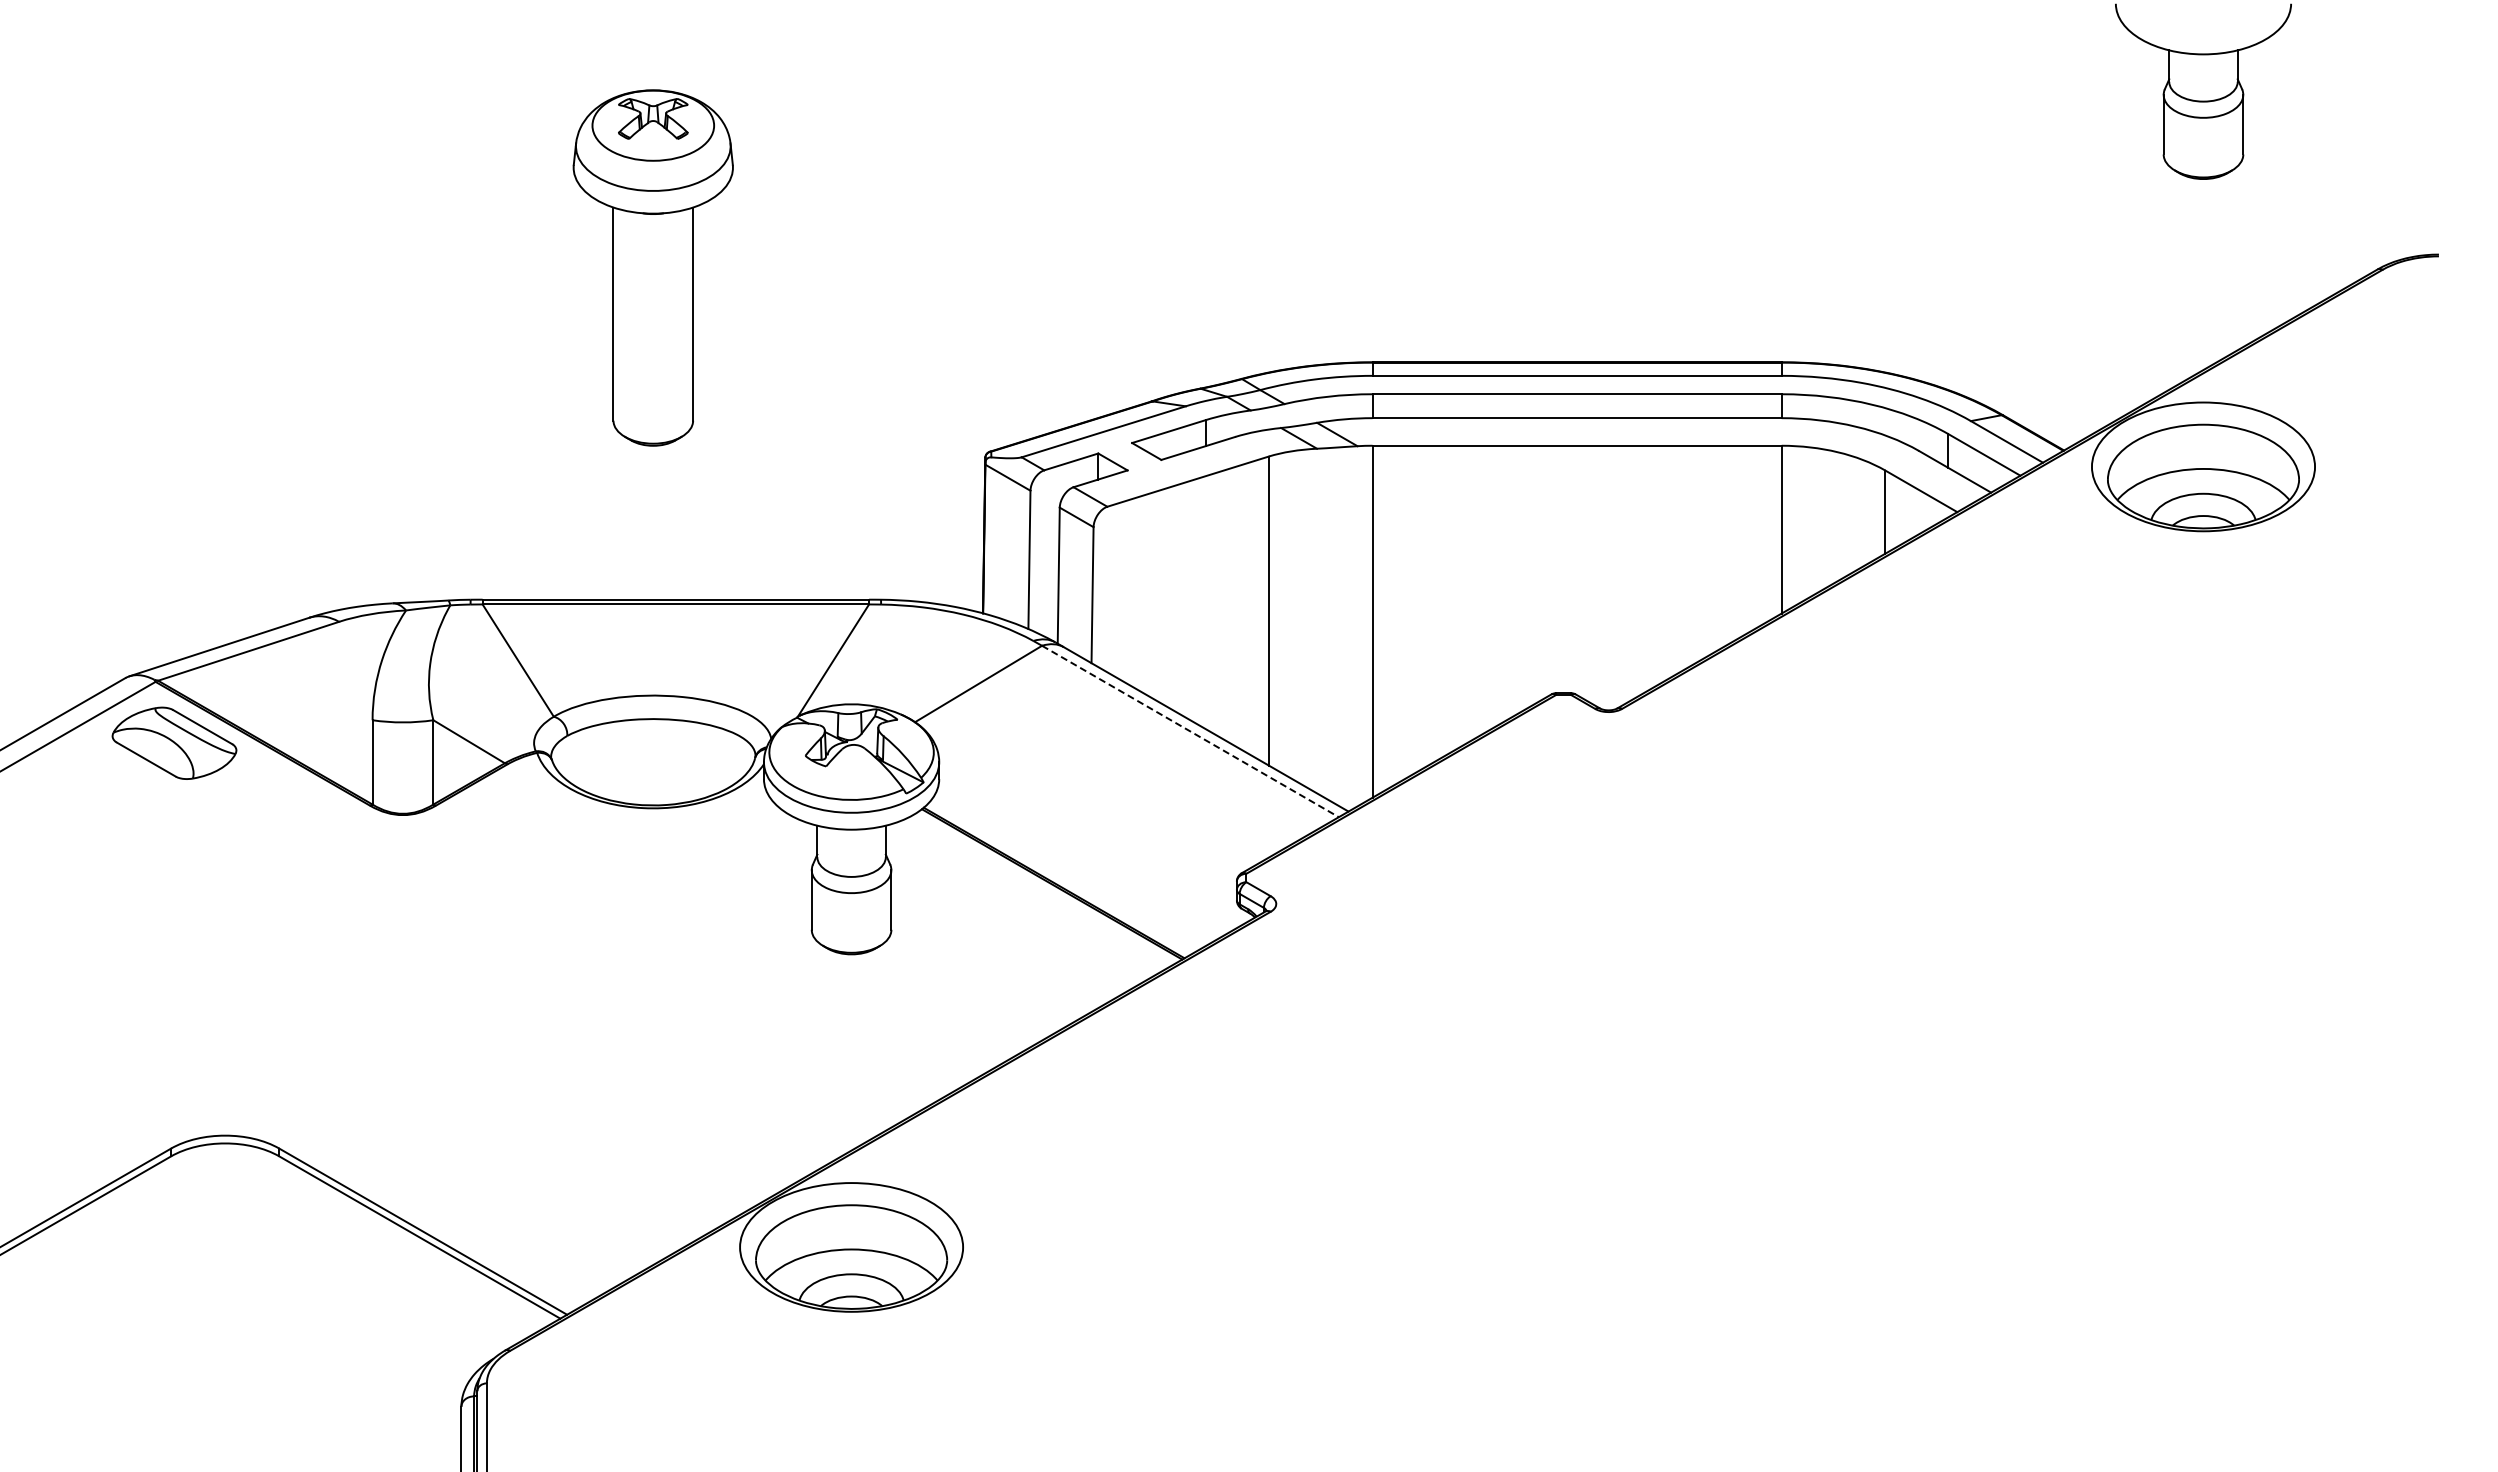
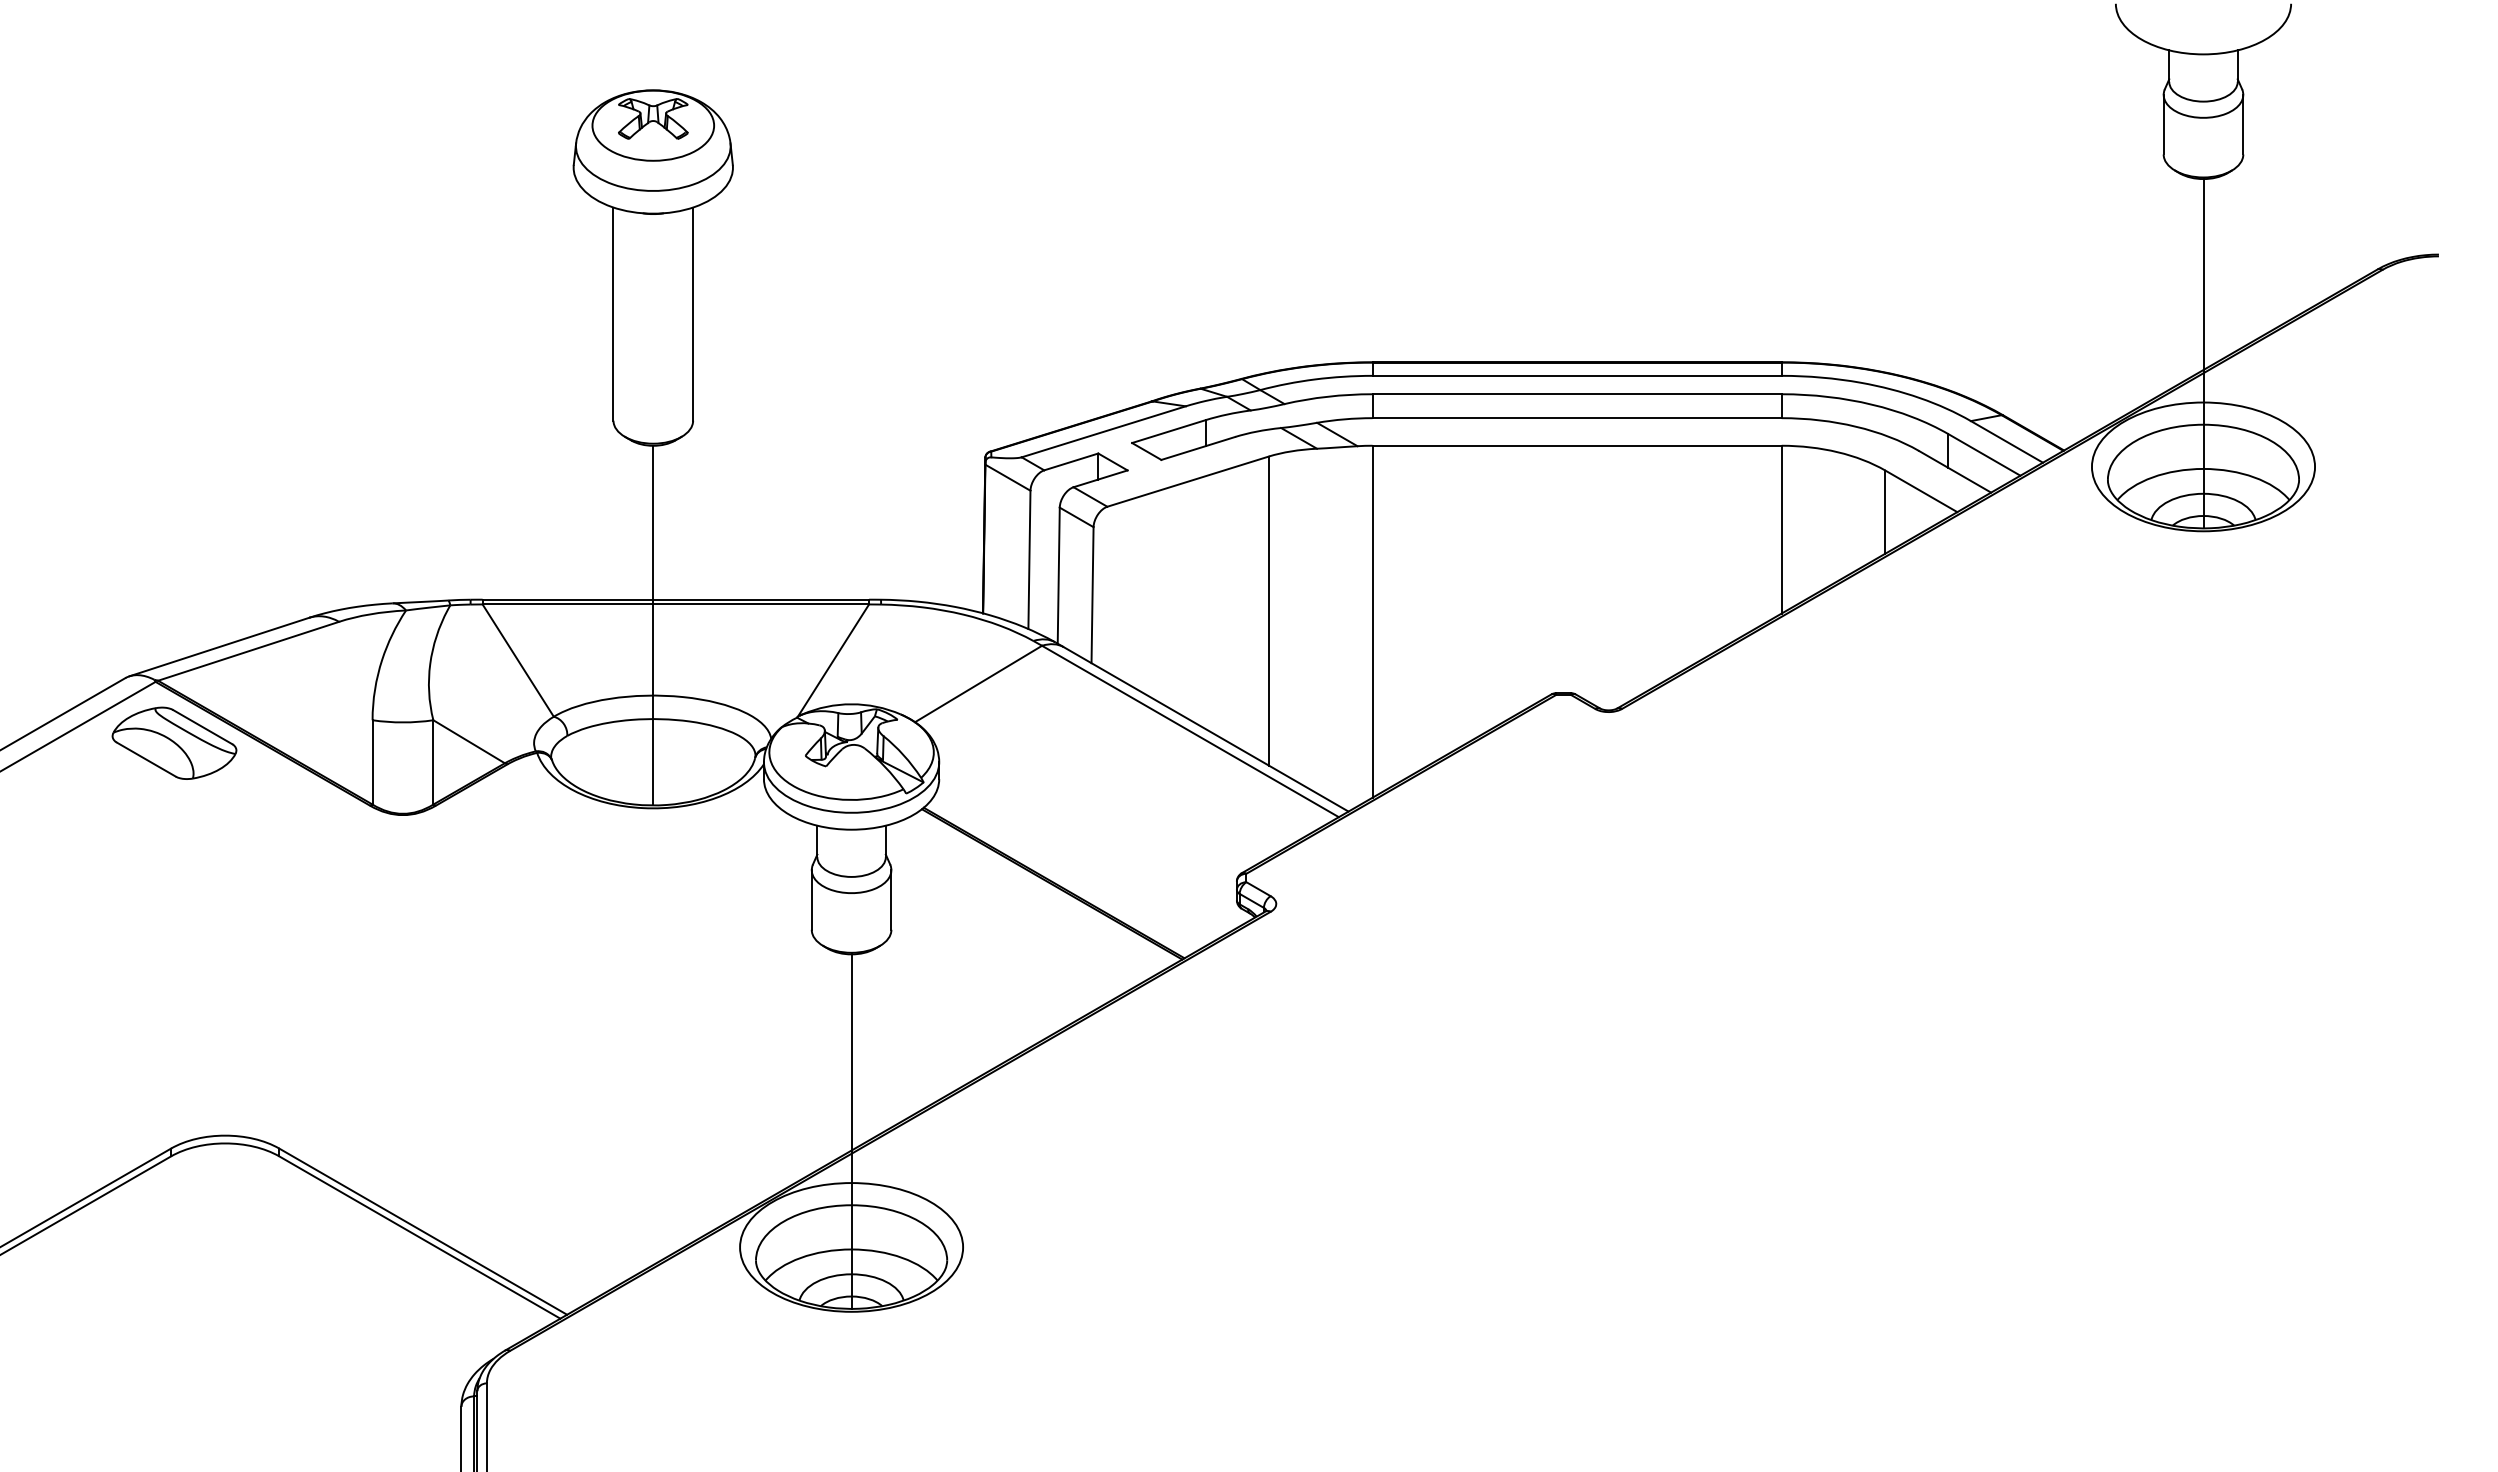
line: none -> present (2203, 353)
line: none -> present (653, 625)
line: dashed -> solid (1190, 731)
line: none -> present (851, 1131)
